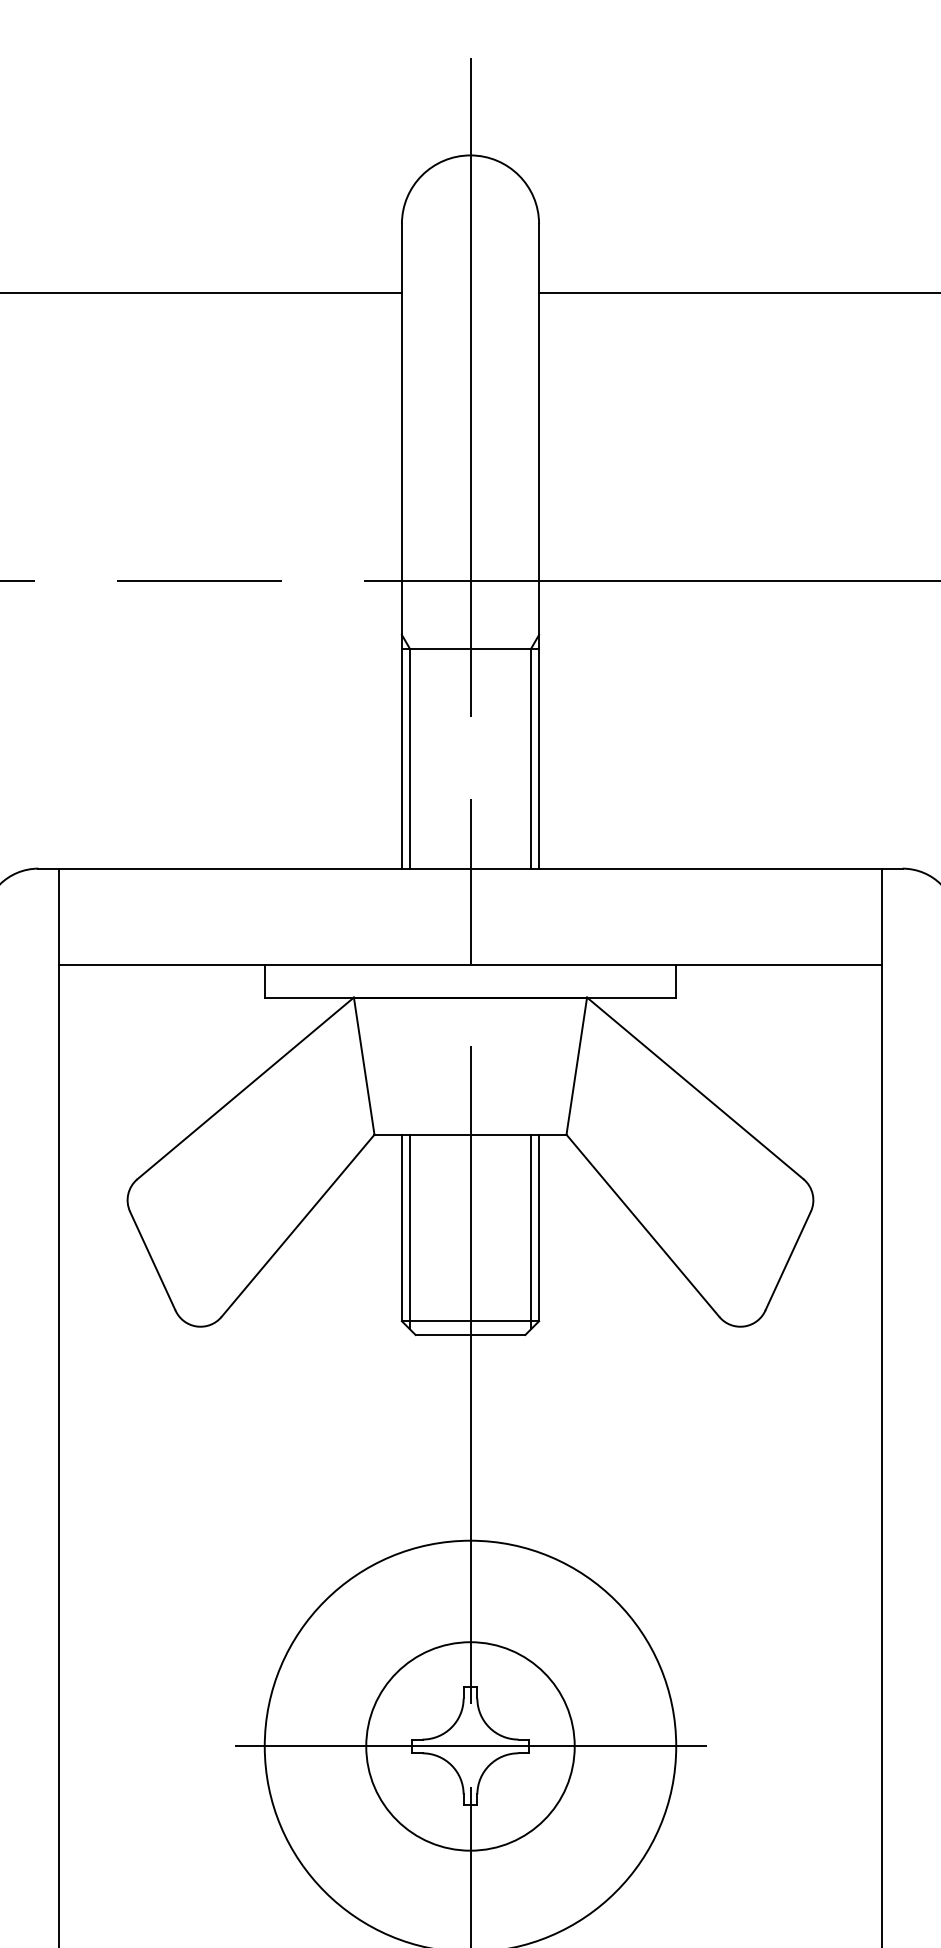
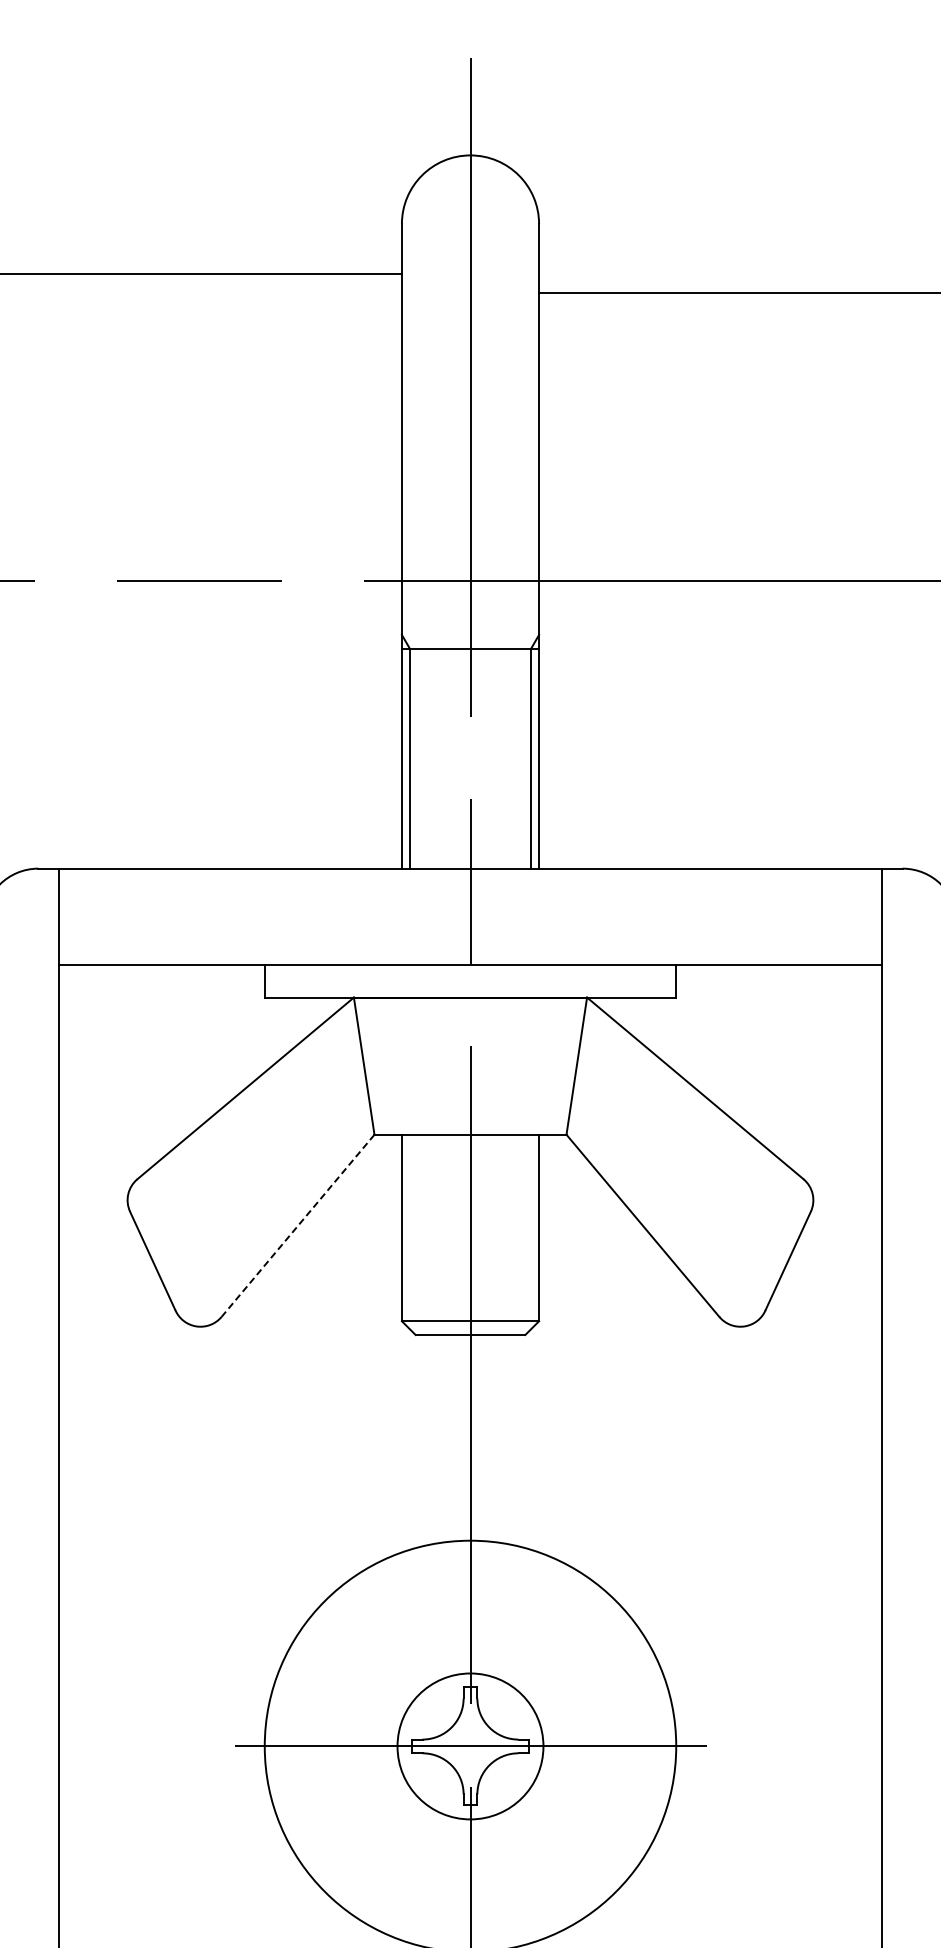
line position: (201, 292) -> (201, 273) (201, 273)
line: solid -> dashed (298, 1225)
line: present -> none (410, 1231)
line: present -> none (530, 1231)
circle diameter: 208 px -> 146 px (470, 1746)
